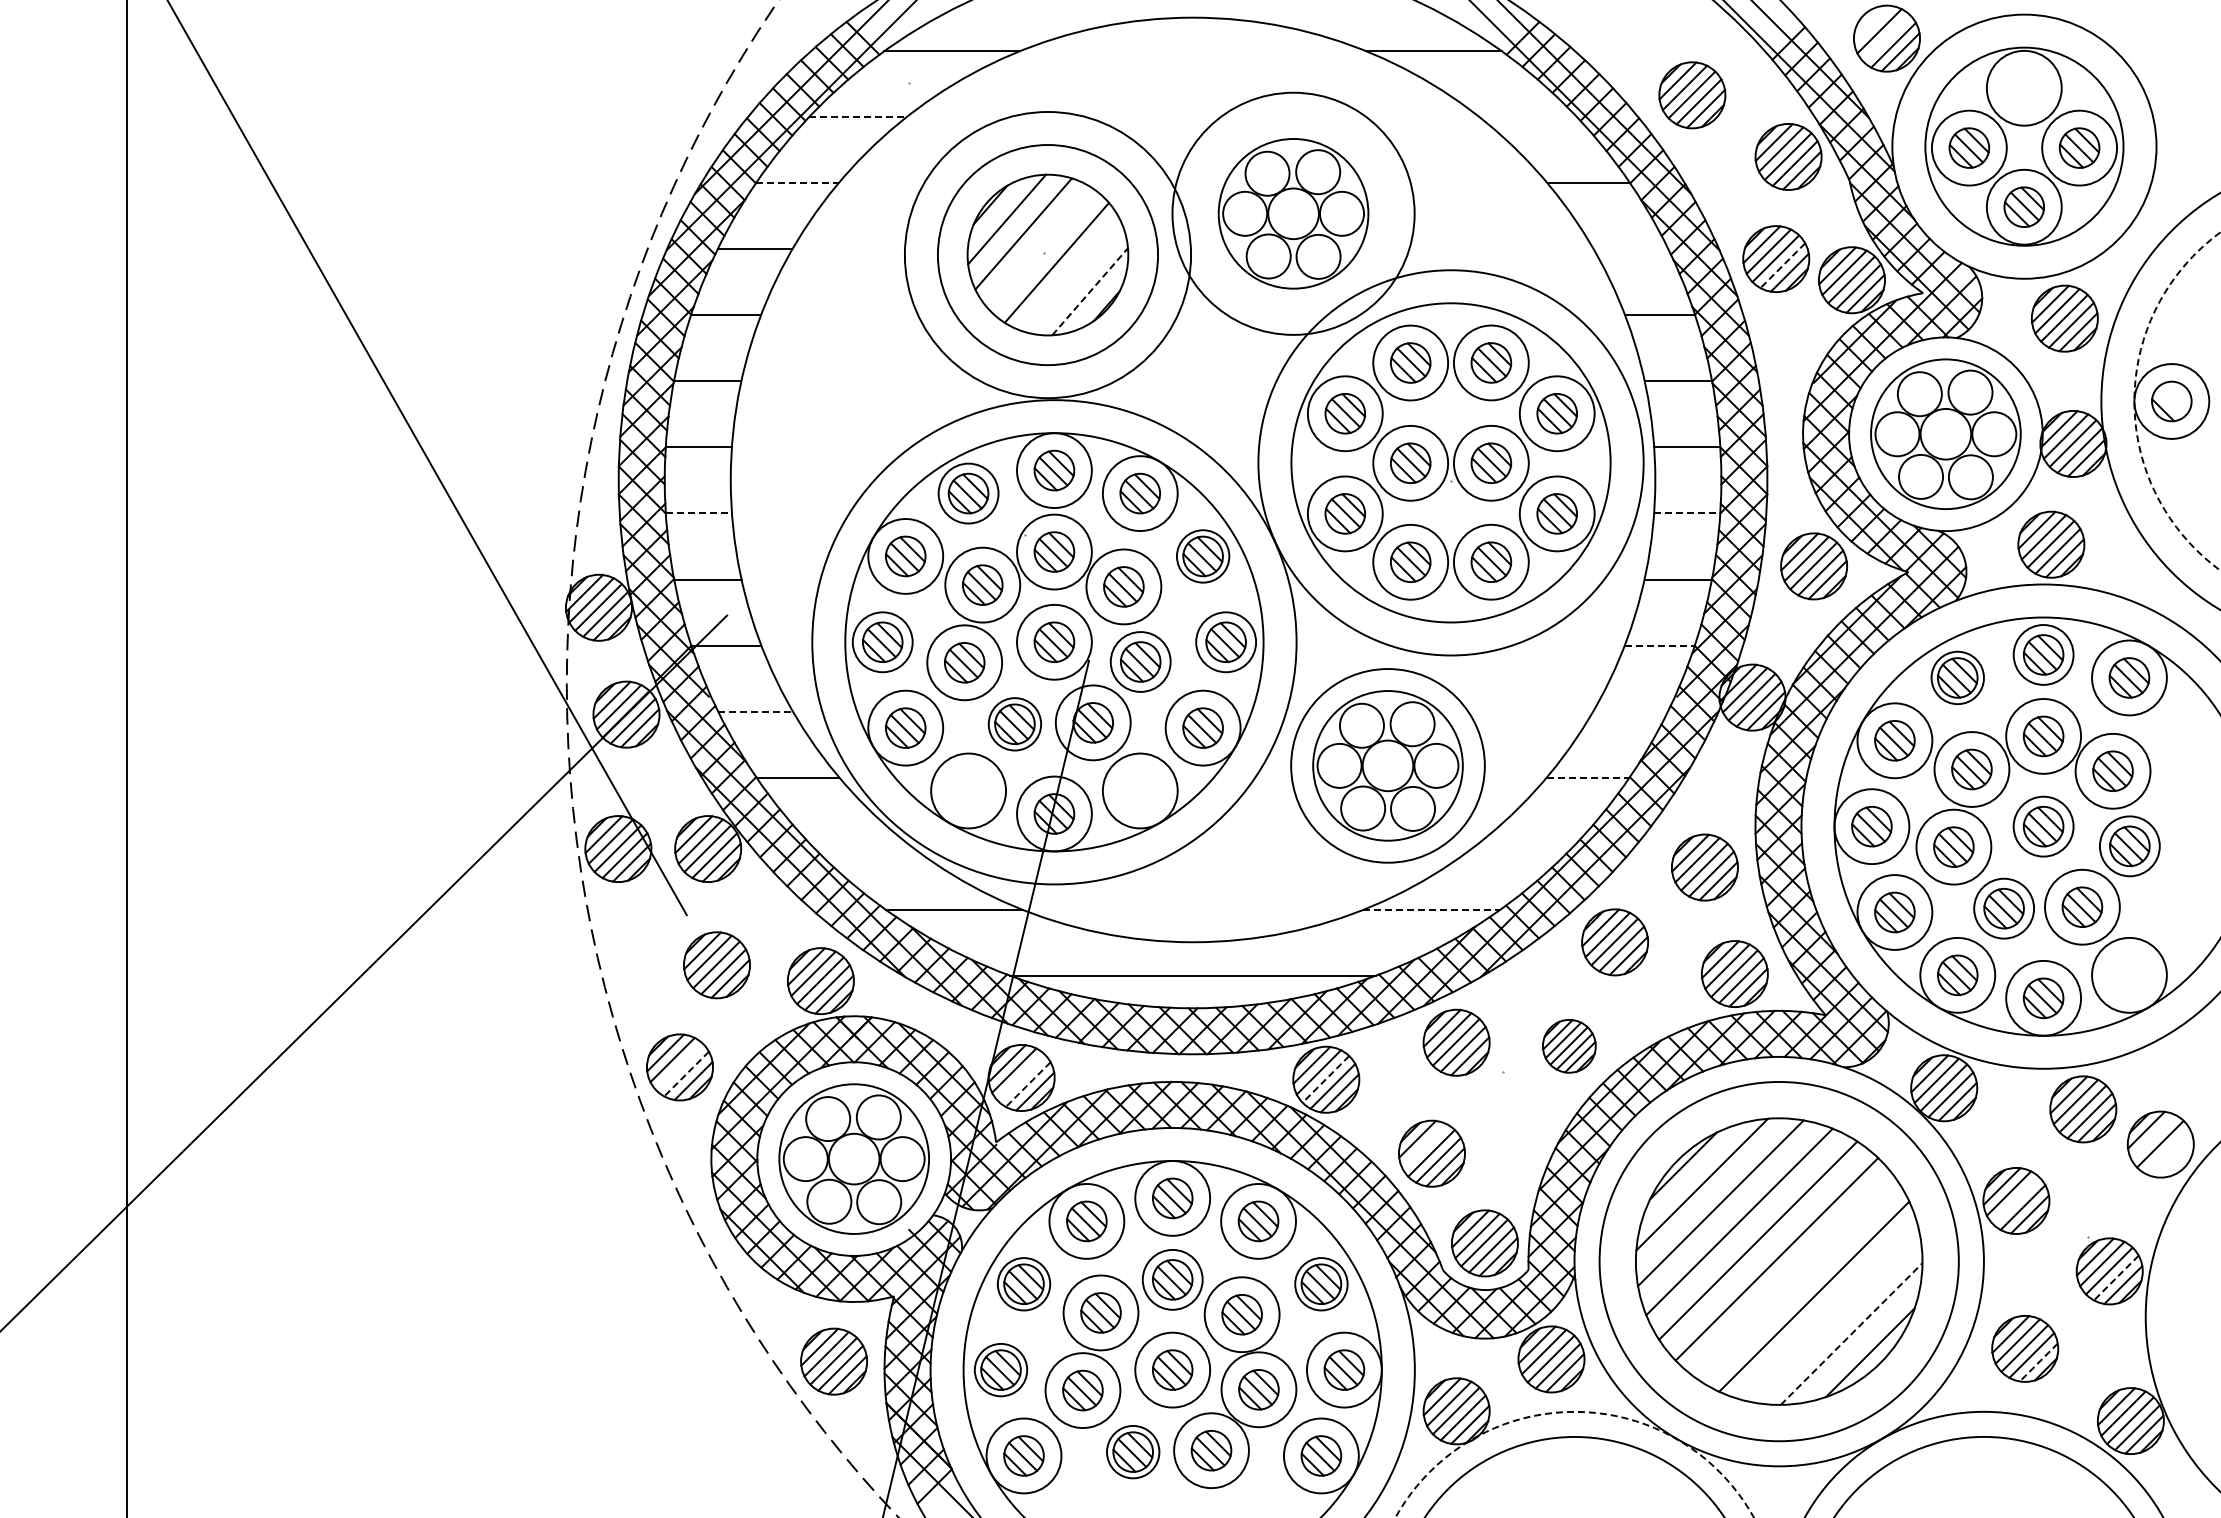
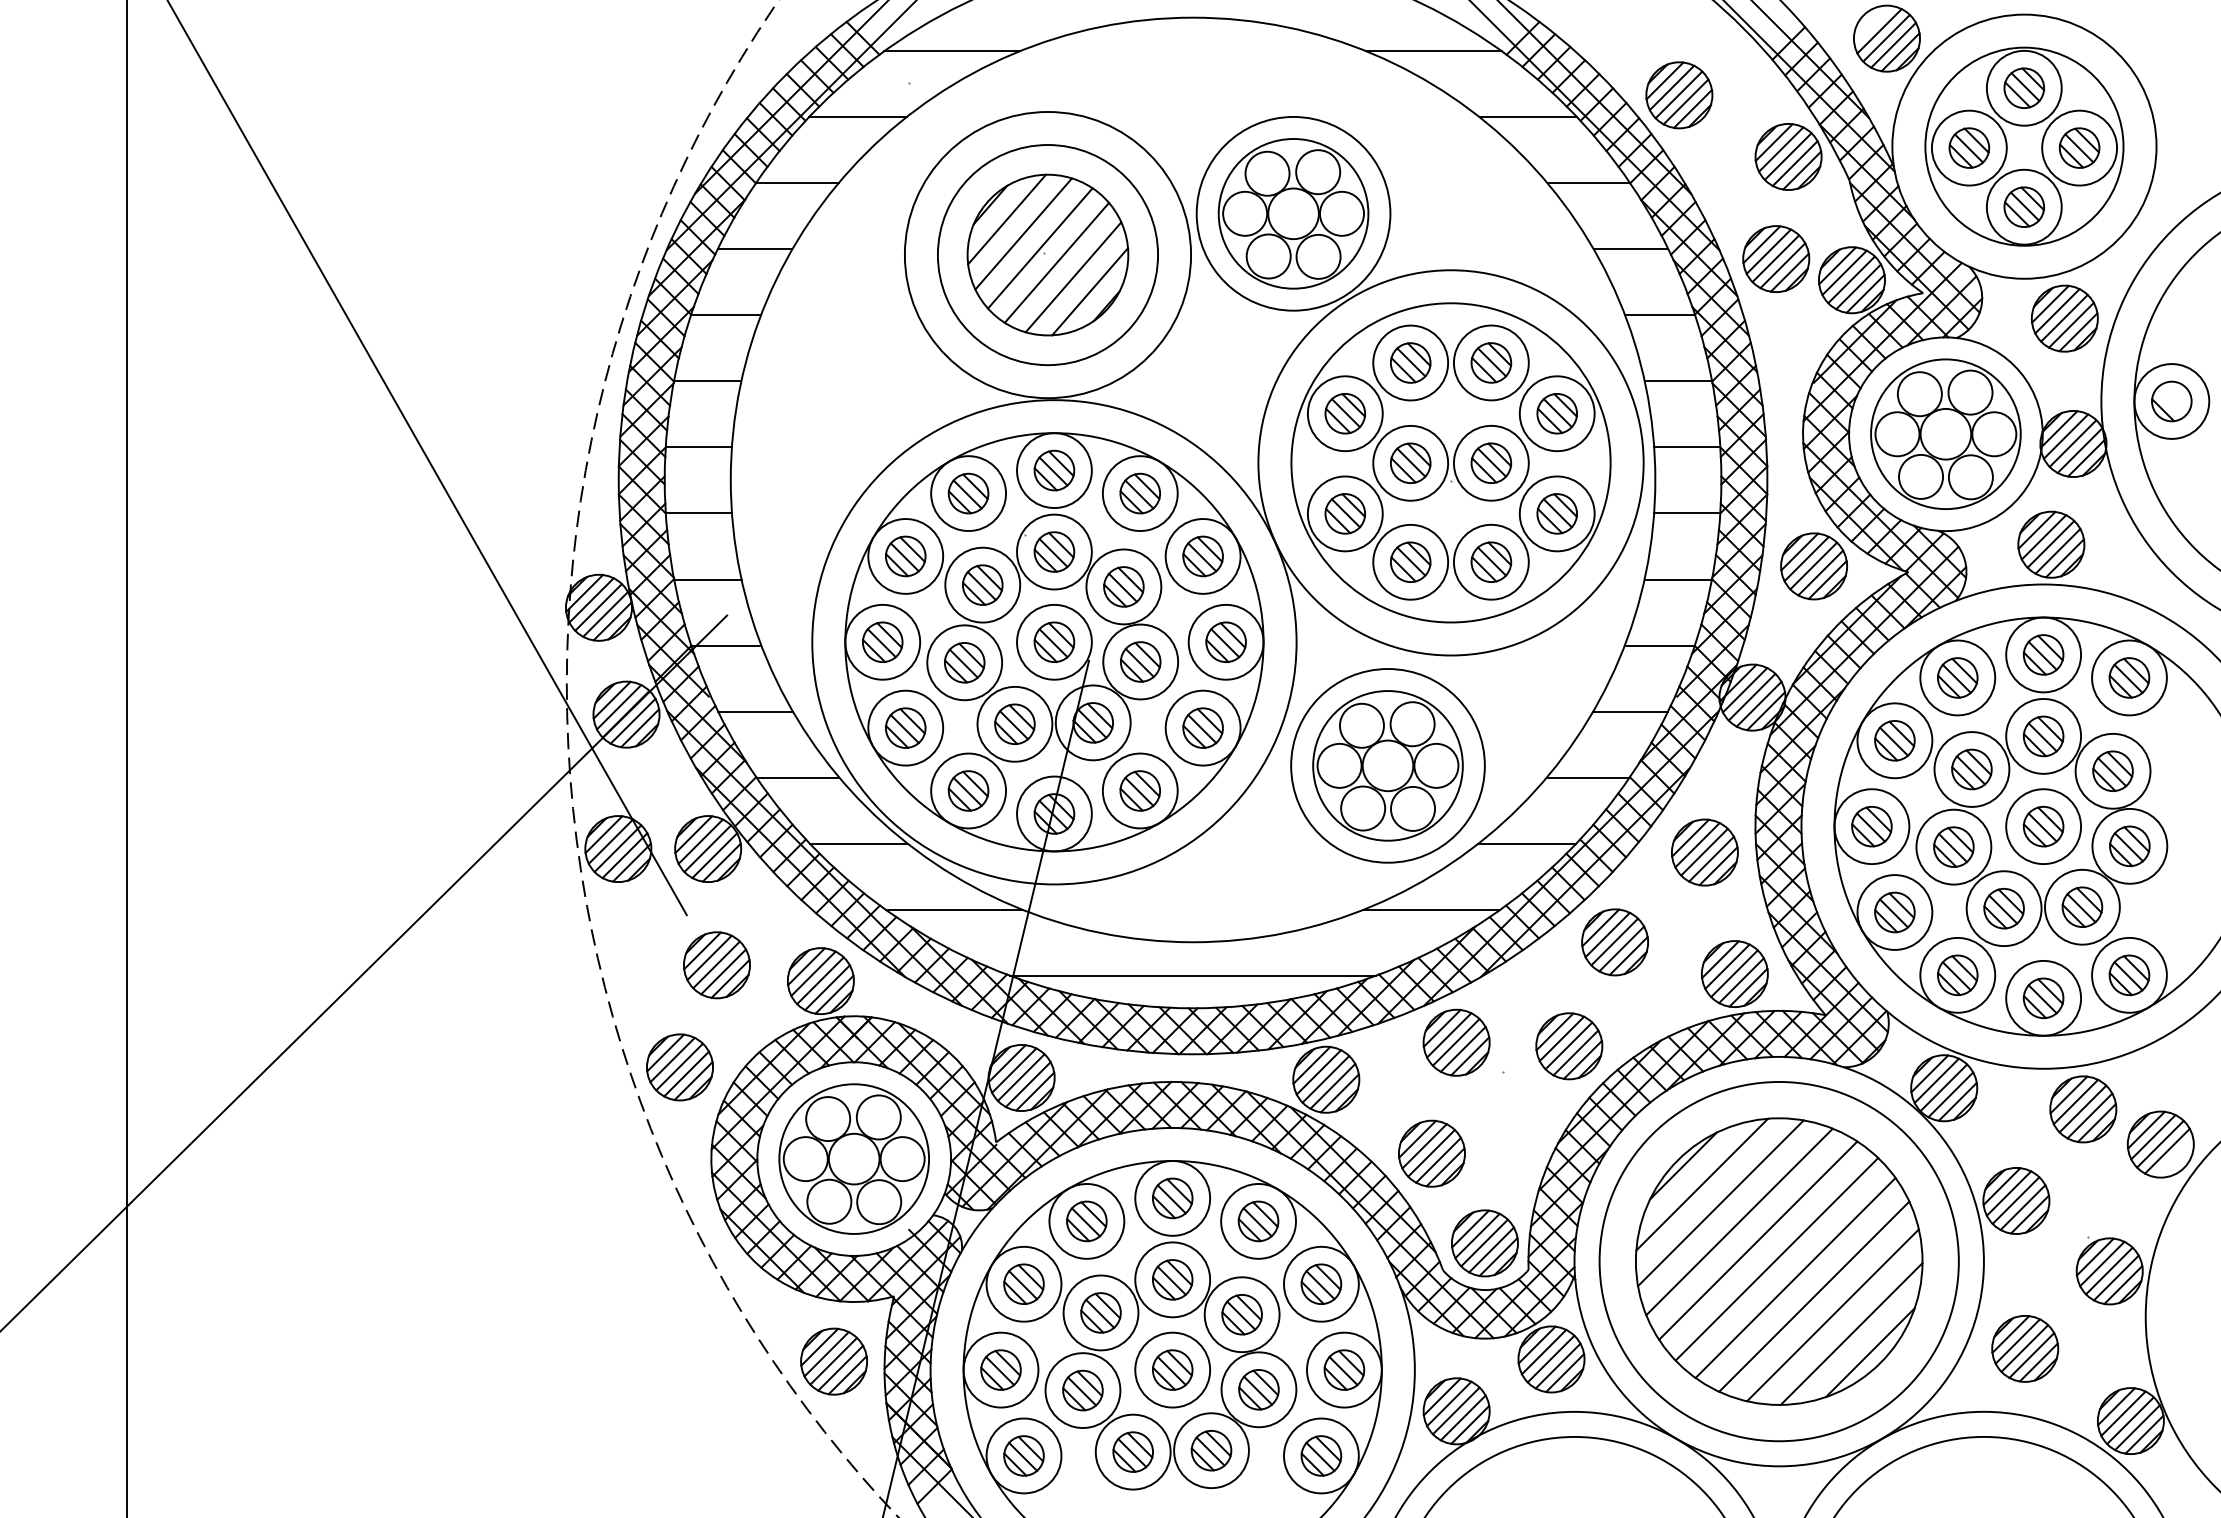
line: none -> present (1886, 37)
part: none -> present (2024, 87)
part position: (1692, 95) -> (1679, 95) (1679, 95)
line: dashed -> solid (857, 117)
line: none -> present (1528, 117)
line: dashed -> solid (797, 183)
circle diameter: 242 px -> 194 px (1293, 213)
line: none -> present (1040, 248)
line: none -> present (1630, 249)
line: dashed -> solid (1782, 265)
line: none -> present (1073, 277)
line: dashed -> solid (1090, 291)
circle: dashed -> solid (2177, 401)
circle diameter: 60 px -> 75 px (968, 493)
line: dashed -> solid (699, 513)
line: dashed -> solid (1687, 513)
circle diameter: 52 px -> 75 px (1202, 556)
circle diameter: 60 px -> 75 px (882, 641)
circle diameter: 60 px -> 75 px (1225, 641)
line: dashed -> solid (1660, 645)
circle diameter: 60 px -> 75 px (2043, 654)
circle diameter: 60 px -> 75 px (1140, 661)
circle diameter: 52 px -> 75 px (1957, 677)
line: dashed -> solid (756, 711)
line: none -> present (1630, 711)
circle diameter: 52 px -> 75 px (1014, 723)
line: dashed -> solid (1588, 777)
part: none -> present (968, 790)
part: none -> present (1139, 790)
circle diameter: 60 px -> 75 px (2043, 826)
line: none -> present (858, 843)
line: none -> present (1527, 843)
circle diameter: 60 px -> 75 px (2129, 845)
part position: (1704, 867) -> (1704, 852) (1704, 852)
circle diameter: 60 px -> 75 px (2003, 908)
line: dashed -> solid (1432, 909)
part: none -> present (2129, 975)
part size: 55x55 px -> 69x69 px (1569, 1046)
line: none -> present (679, 1066)
line: dashed -> solid (686, 1074)
line: none -> present (1020, 1077)
line: dashed -> solid (1325, 1079)
line: dashed -> solid (1028, 1084)
line: none -> present (2153, 1137)
line: none -> present (1424, 1146)
line: none -> present (2167, 1150)
line: none -> present (2015, 1200)
line: none -> present (1795, 1277)
line: dashed -> solid (2116, 1278)
circle diameter: 60 px -> 75 px (1172, 1279)
circle diameter: 52 px -> 75 px (1023, 1283)
circle diameter: 52 px -> 75 px (1321, 1283)
line: none -> present (1832, 1315)
line: dashed -> solid (1852, 1333)
line: dashed -> solid (2038, 1362)
circle diameter: 52 px -> 75 px (1000, 1369)
circle diameter: 52 px -> 75 px (1132, 1451)
circle: dashed -> solid (1574, 1464)
